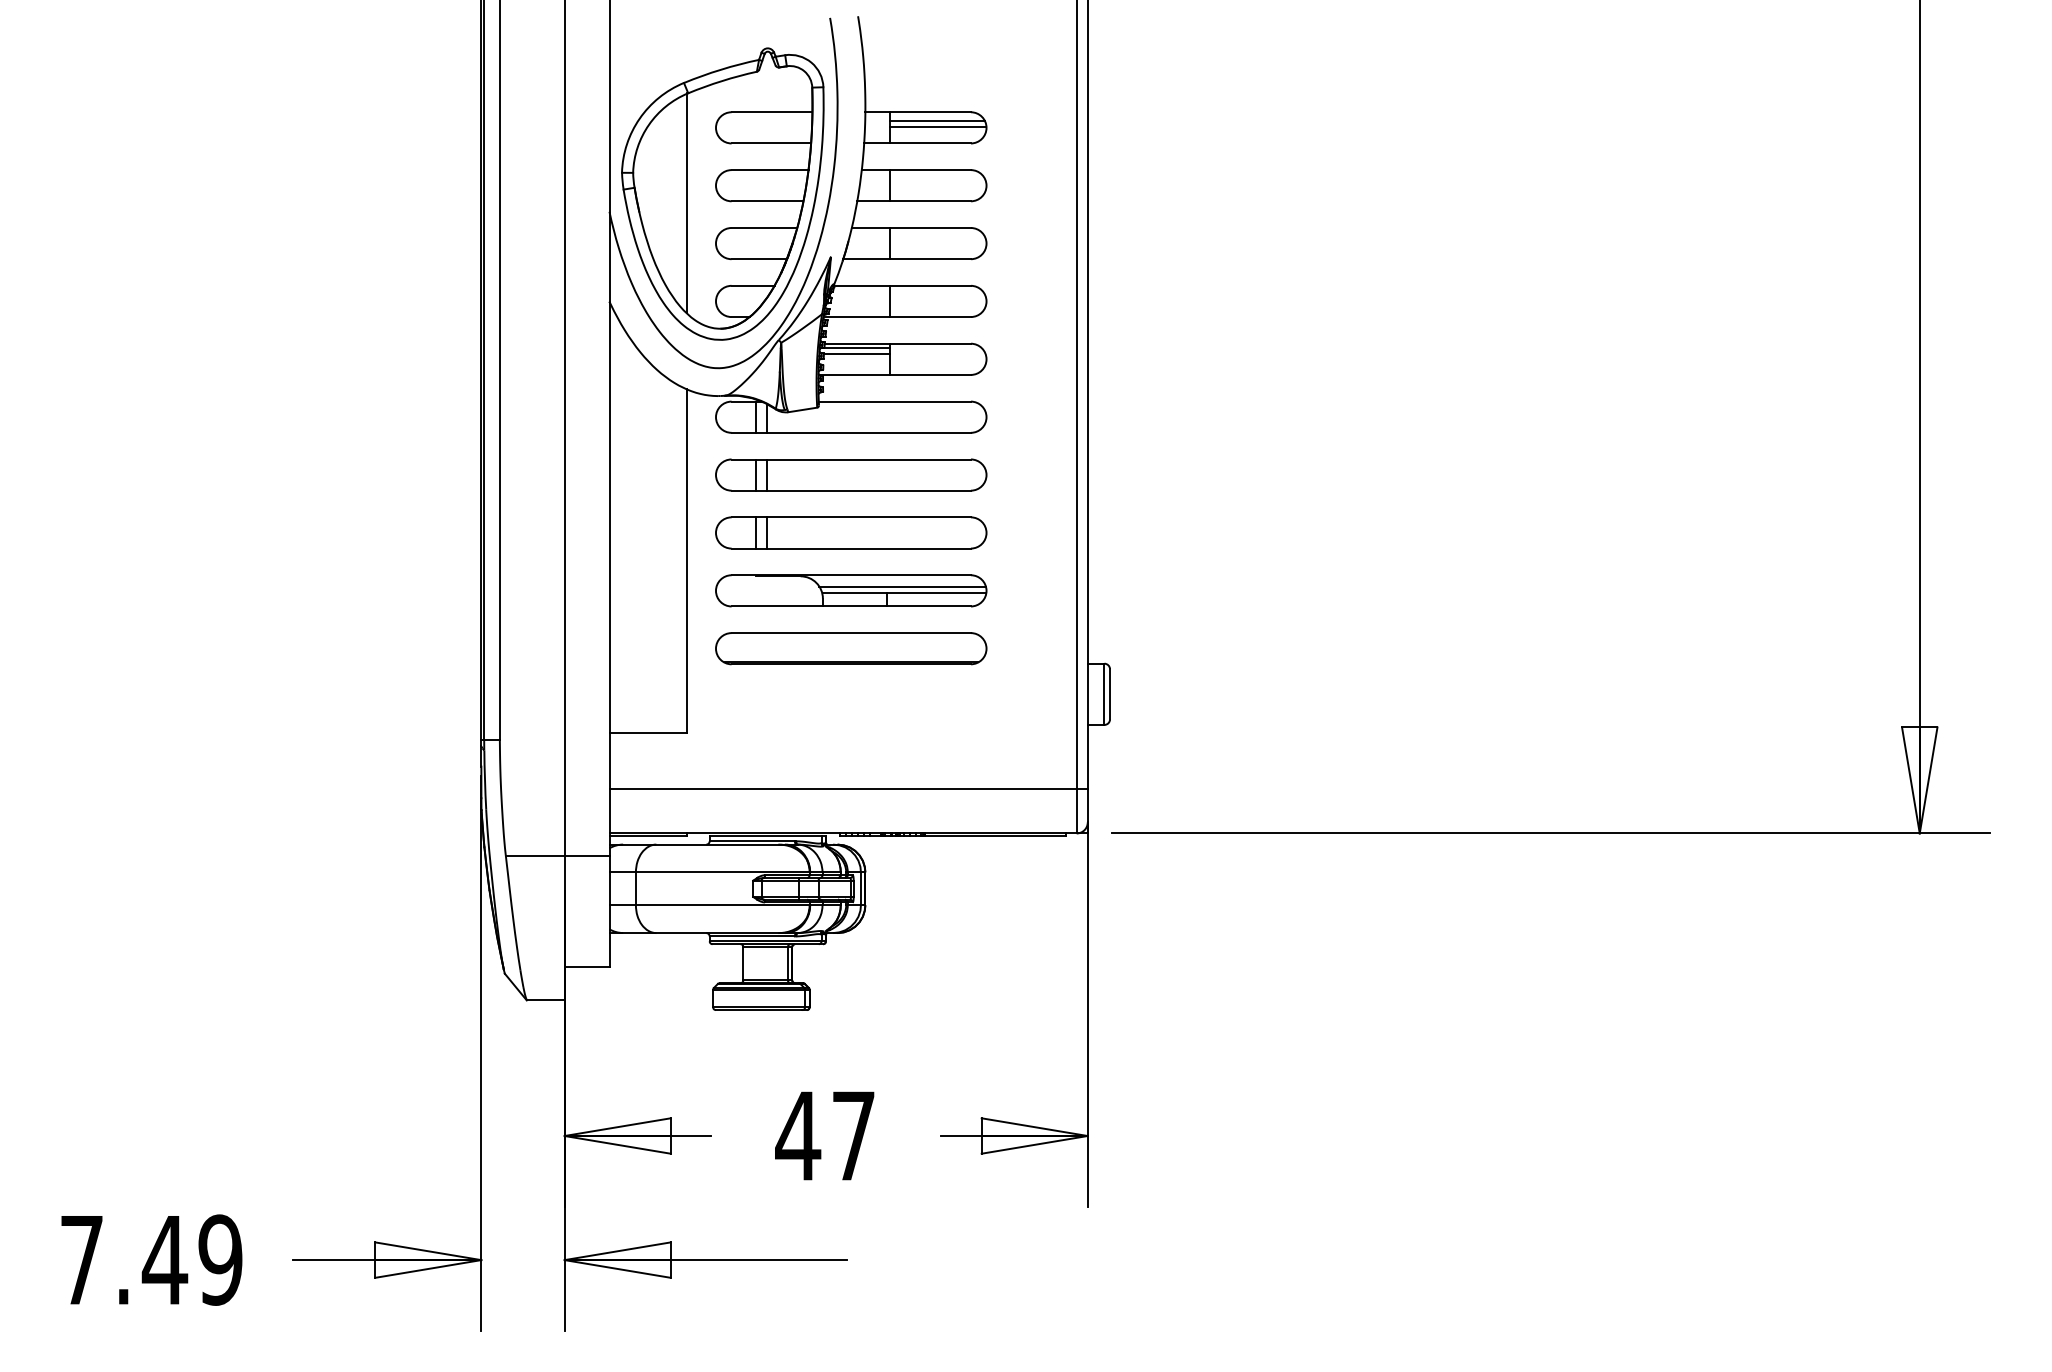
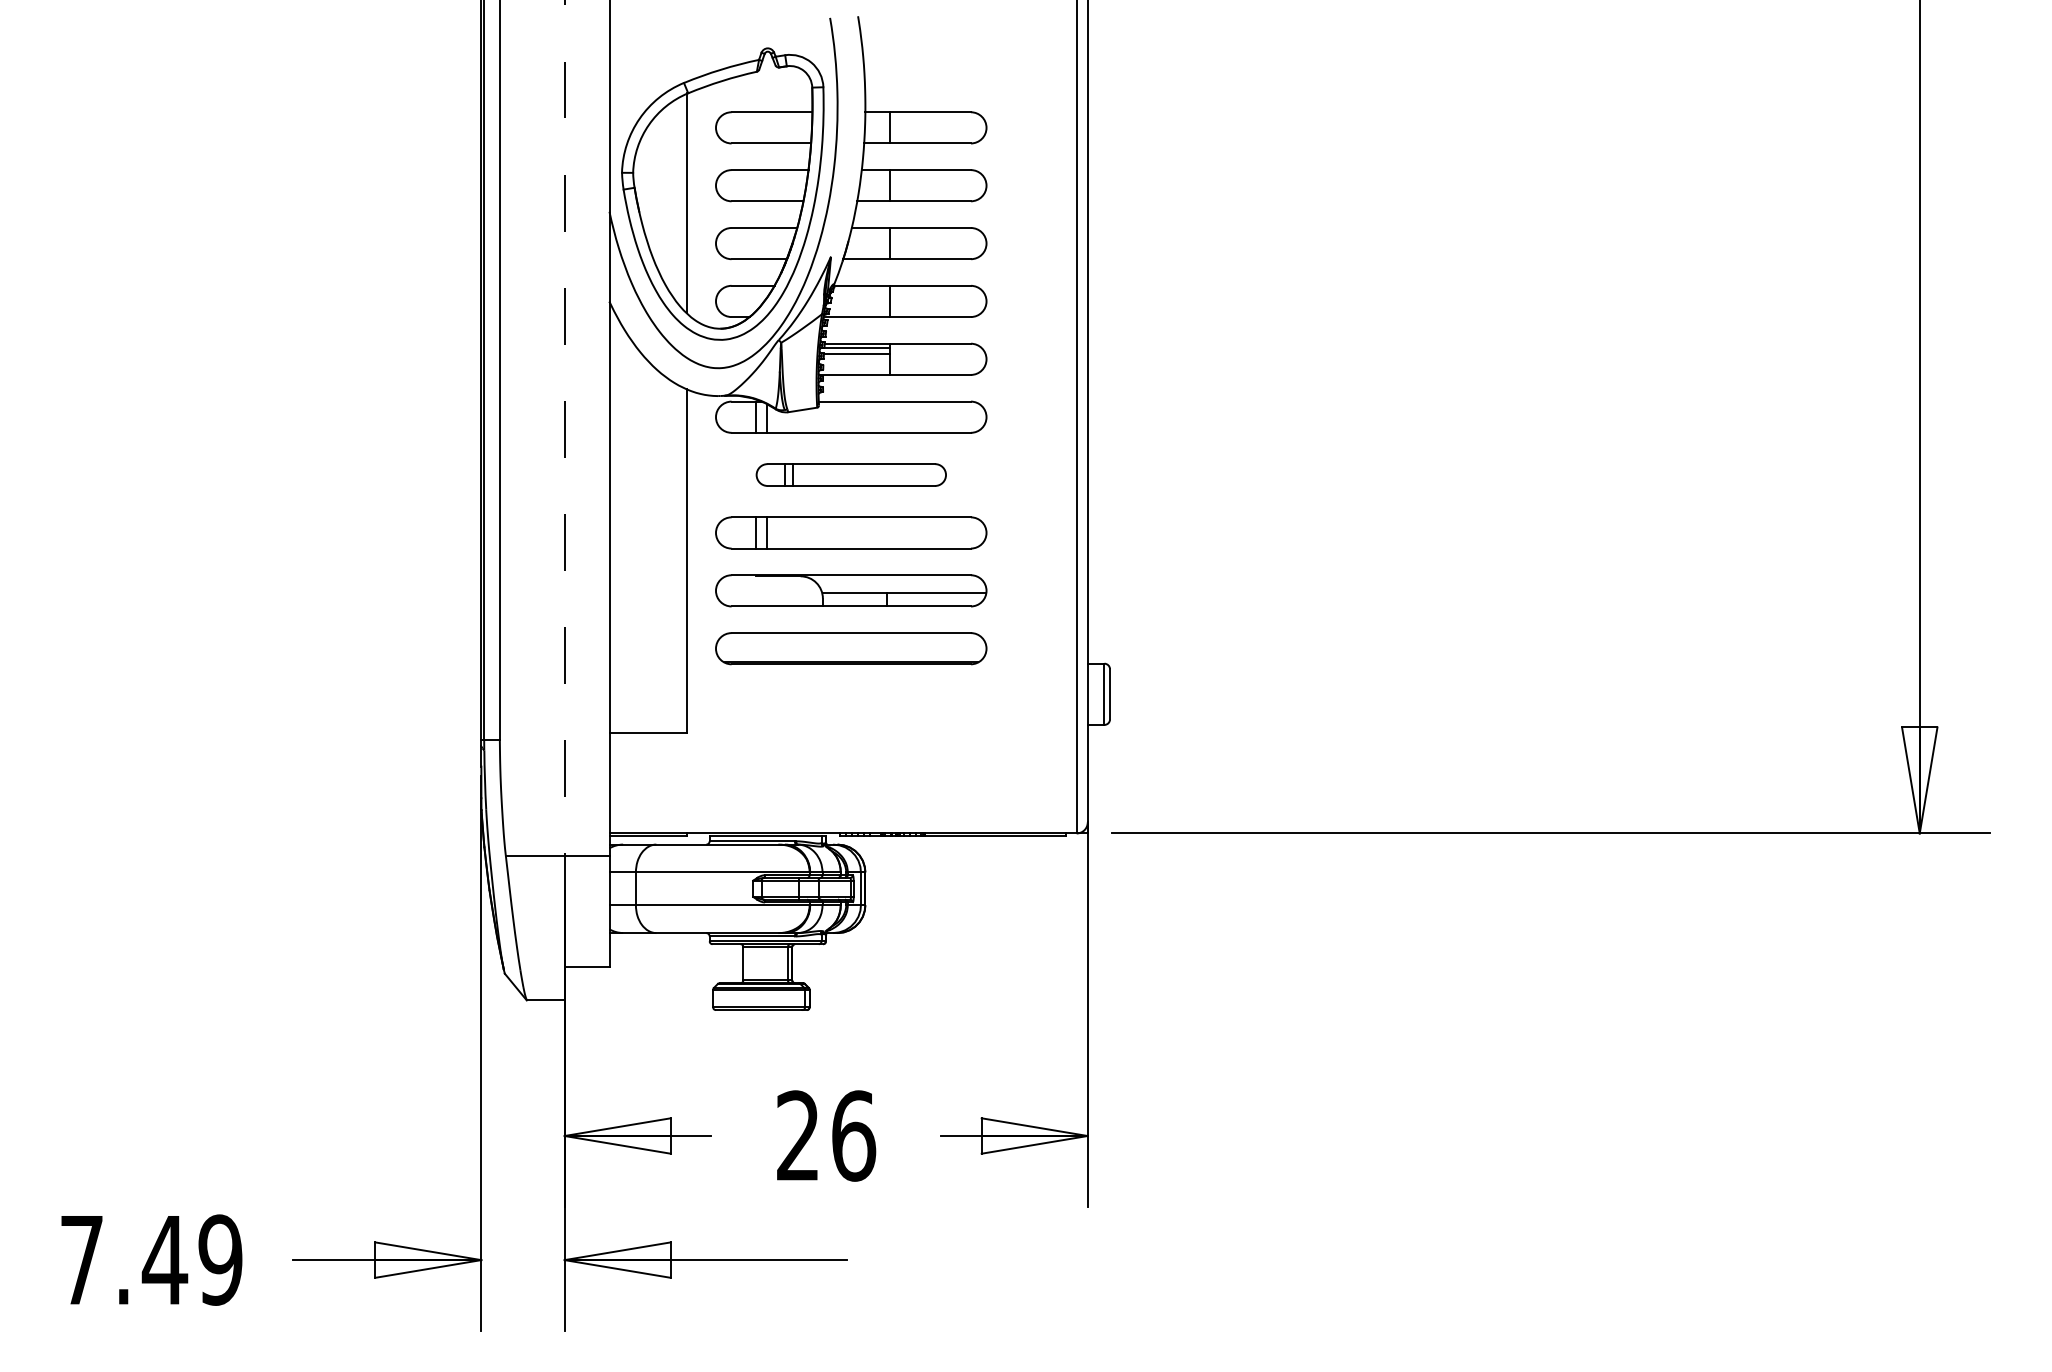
line: present -> none (936, 121)
line: present -> none (937, 126)
part size: 273x34 px -> 192x24 px (850, 474)
line: solid -> dashed (564, 500)
line: present -> none (902, 587)
line: present -> none (848, 788)
text: 47 -> 26 (825, 1135)
